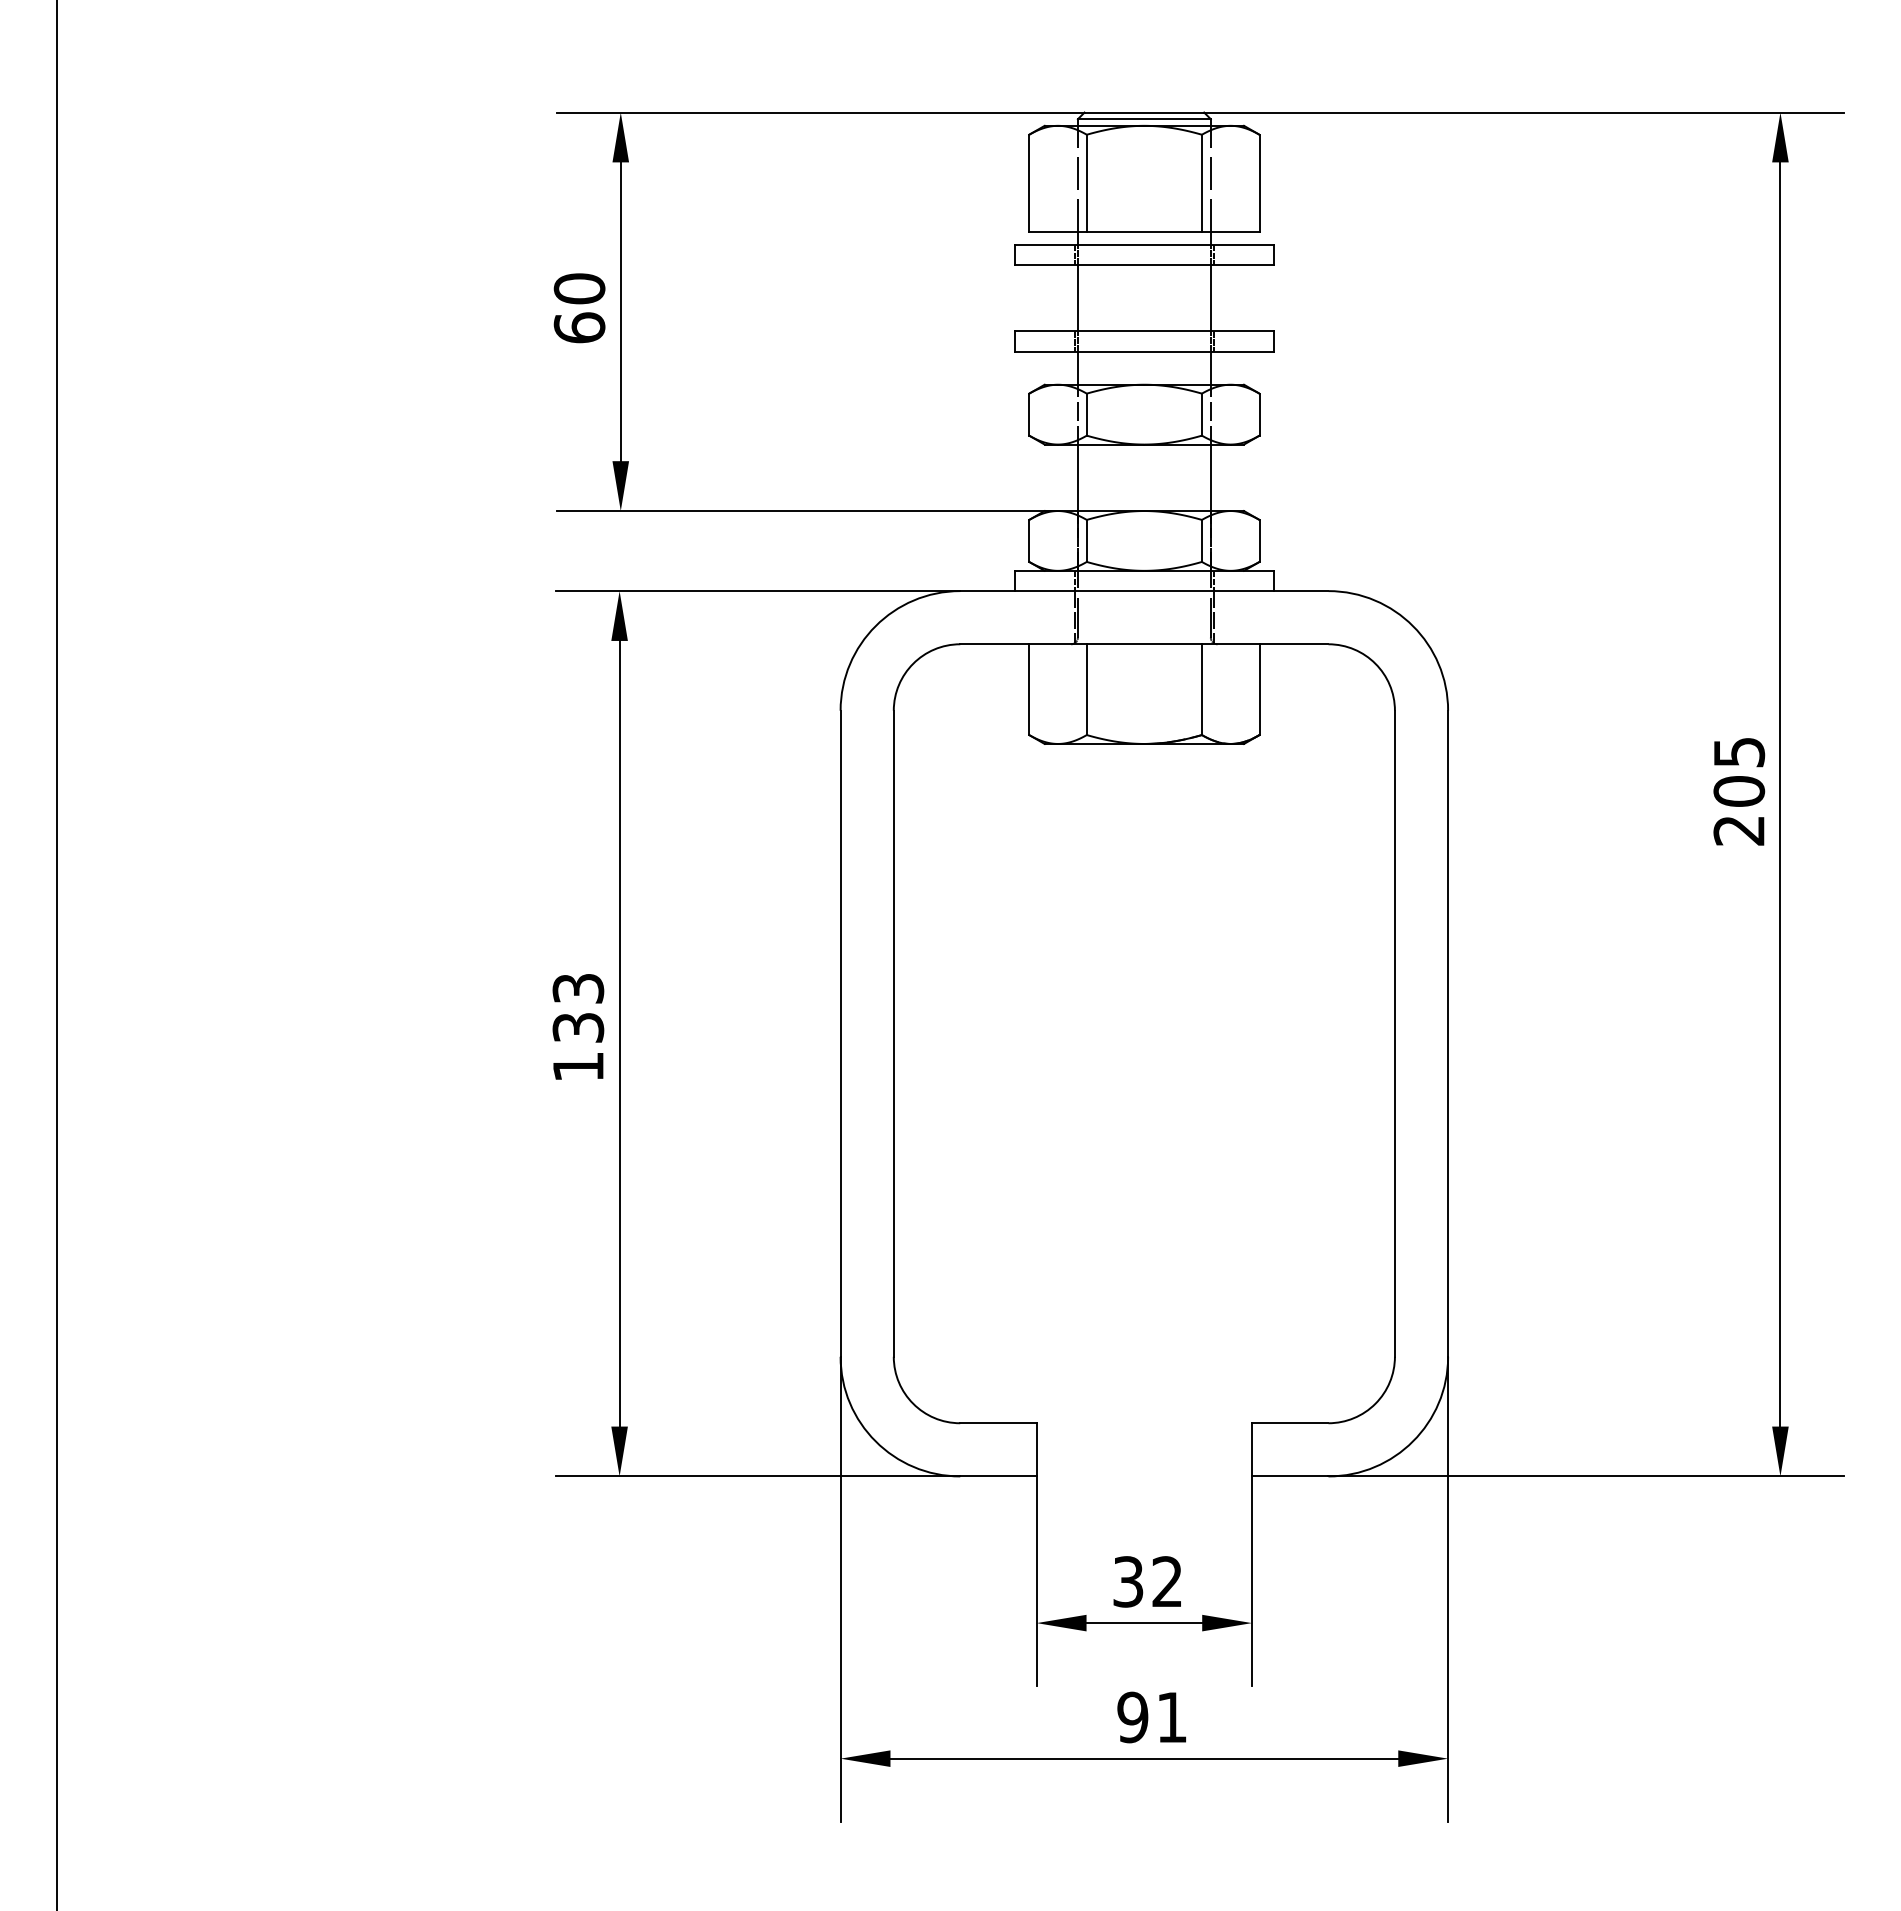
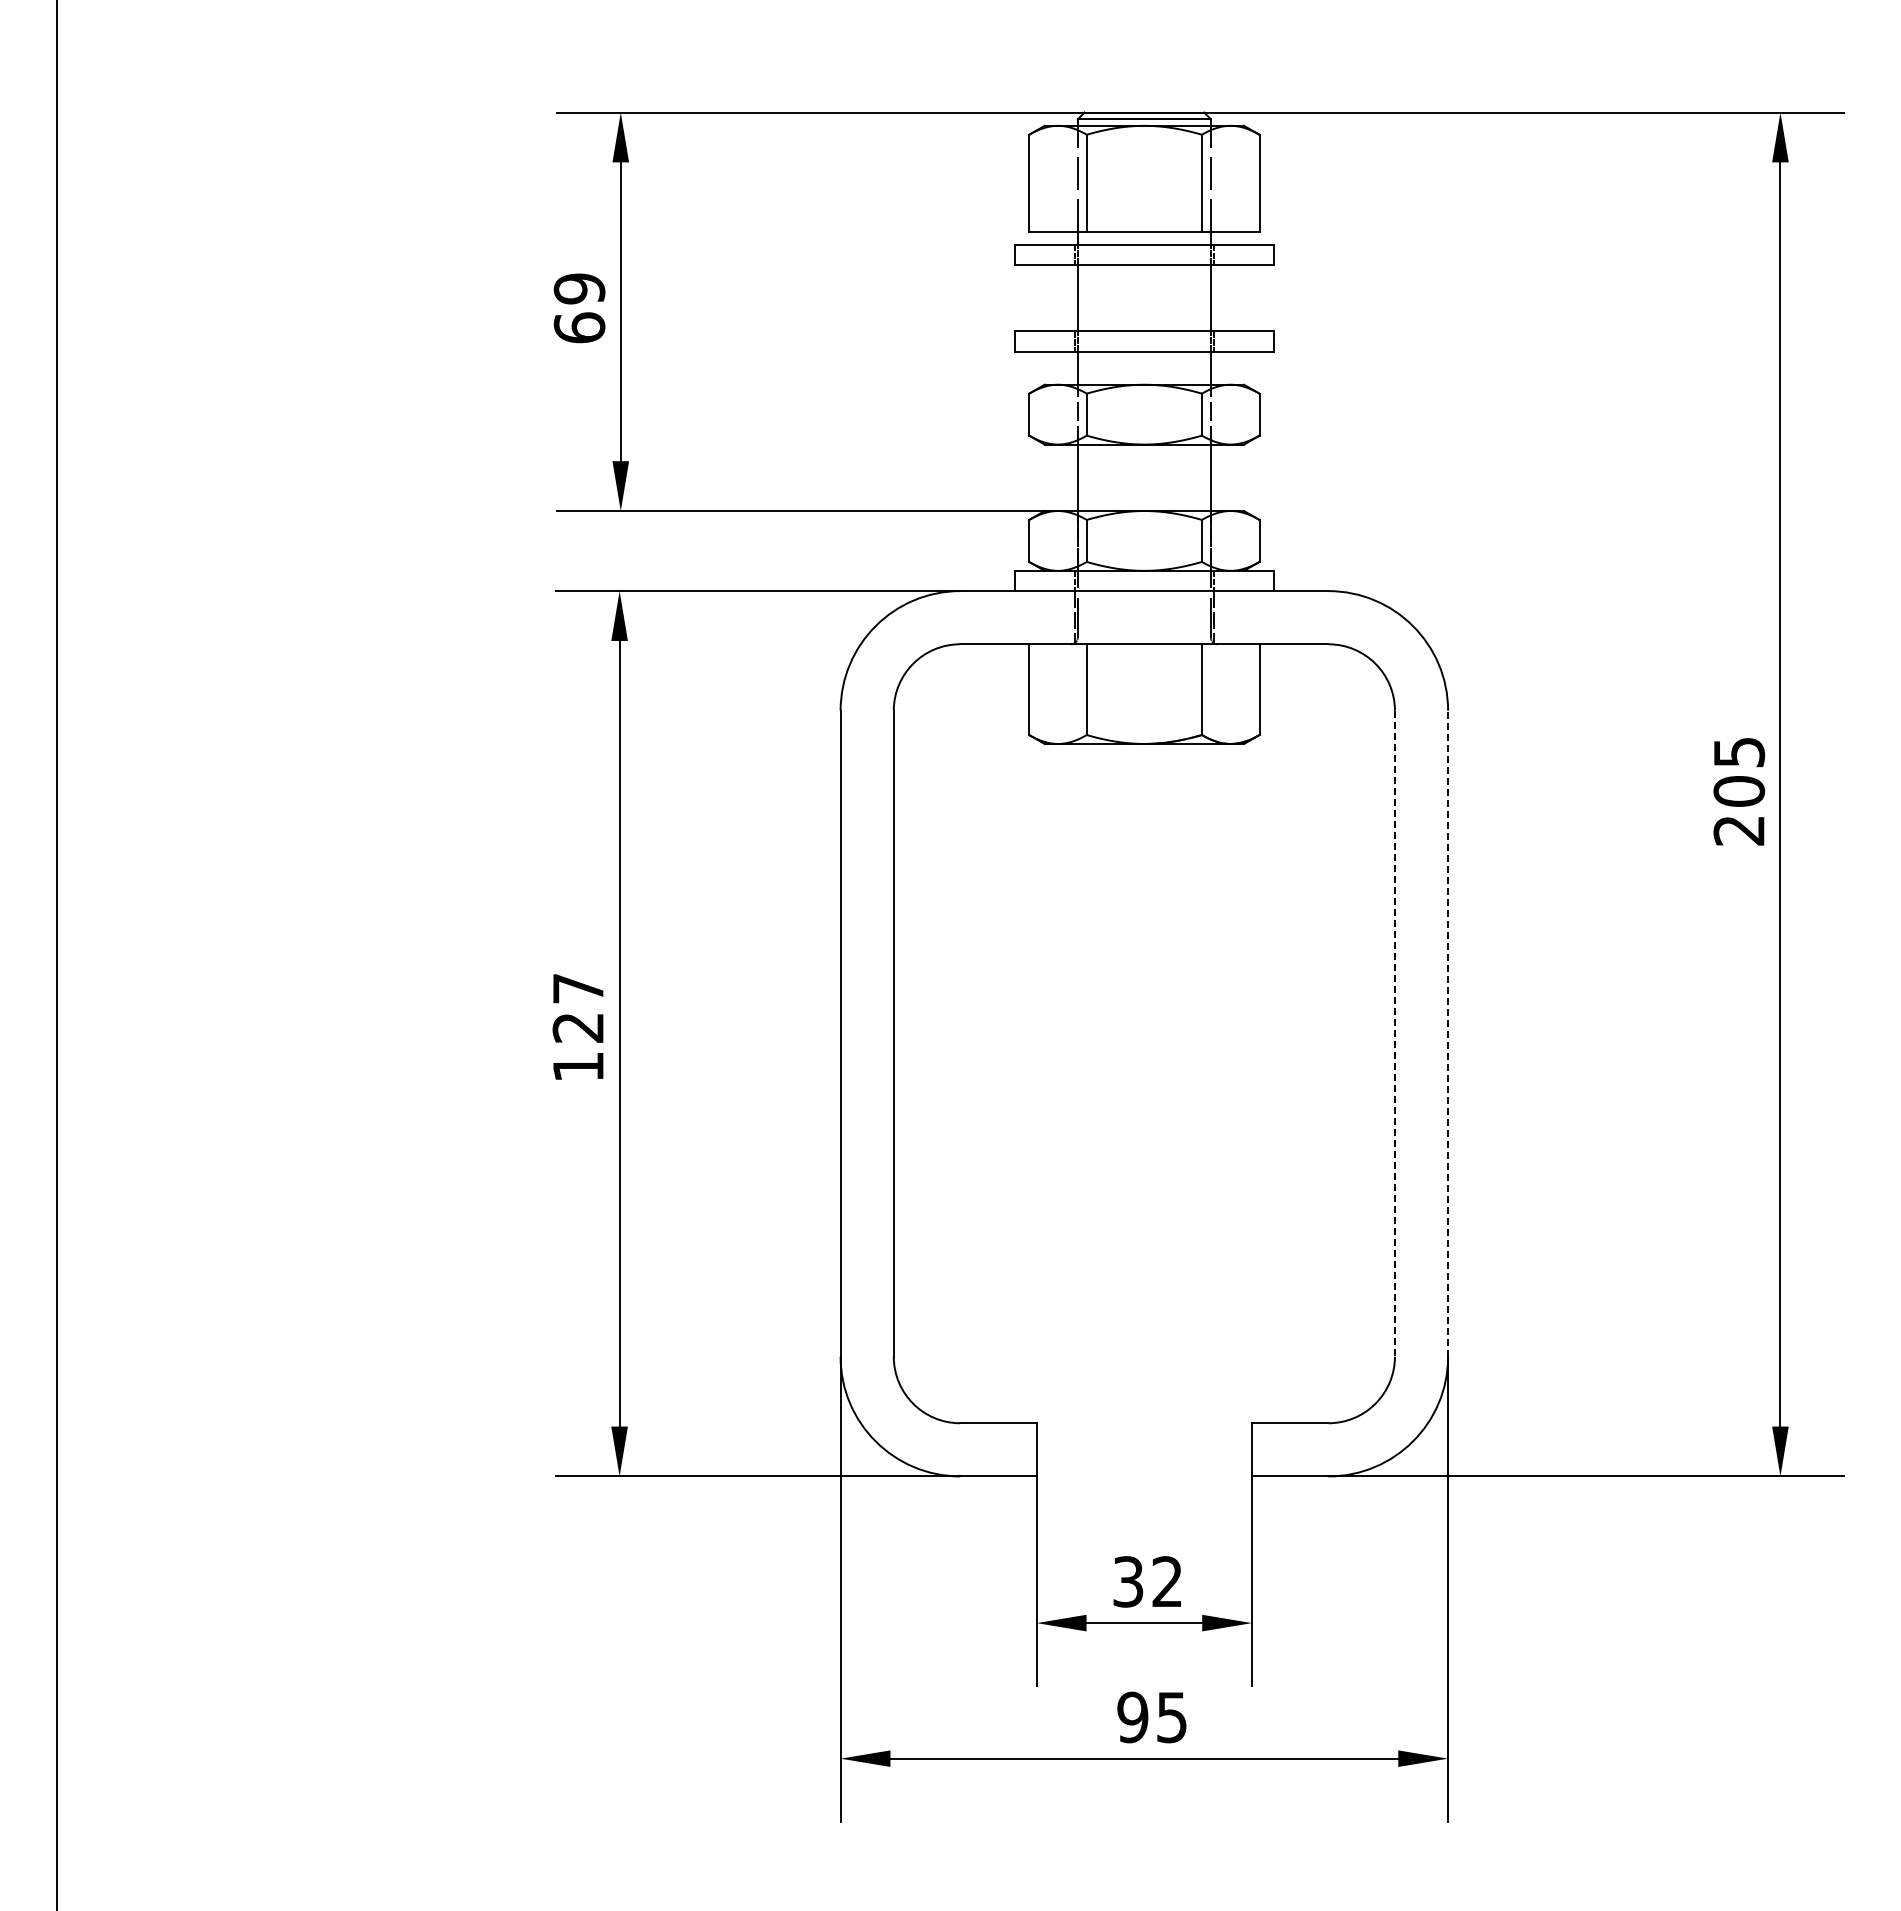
text: 60 -> 69 (579, 288)
text: 133 -> 127 (578, 1008)
line: solid -> dashed (1448, 1033)
line: solid -> dashed (1394, 1034)
text: 91 -> 95 (1171, 1717)
